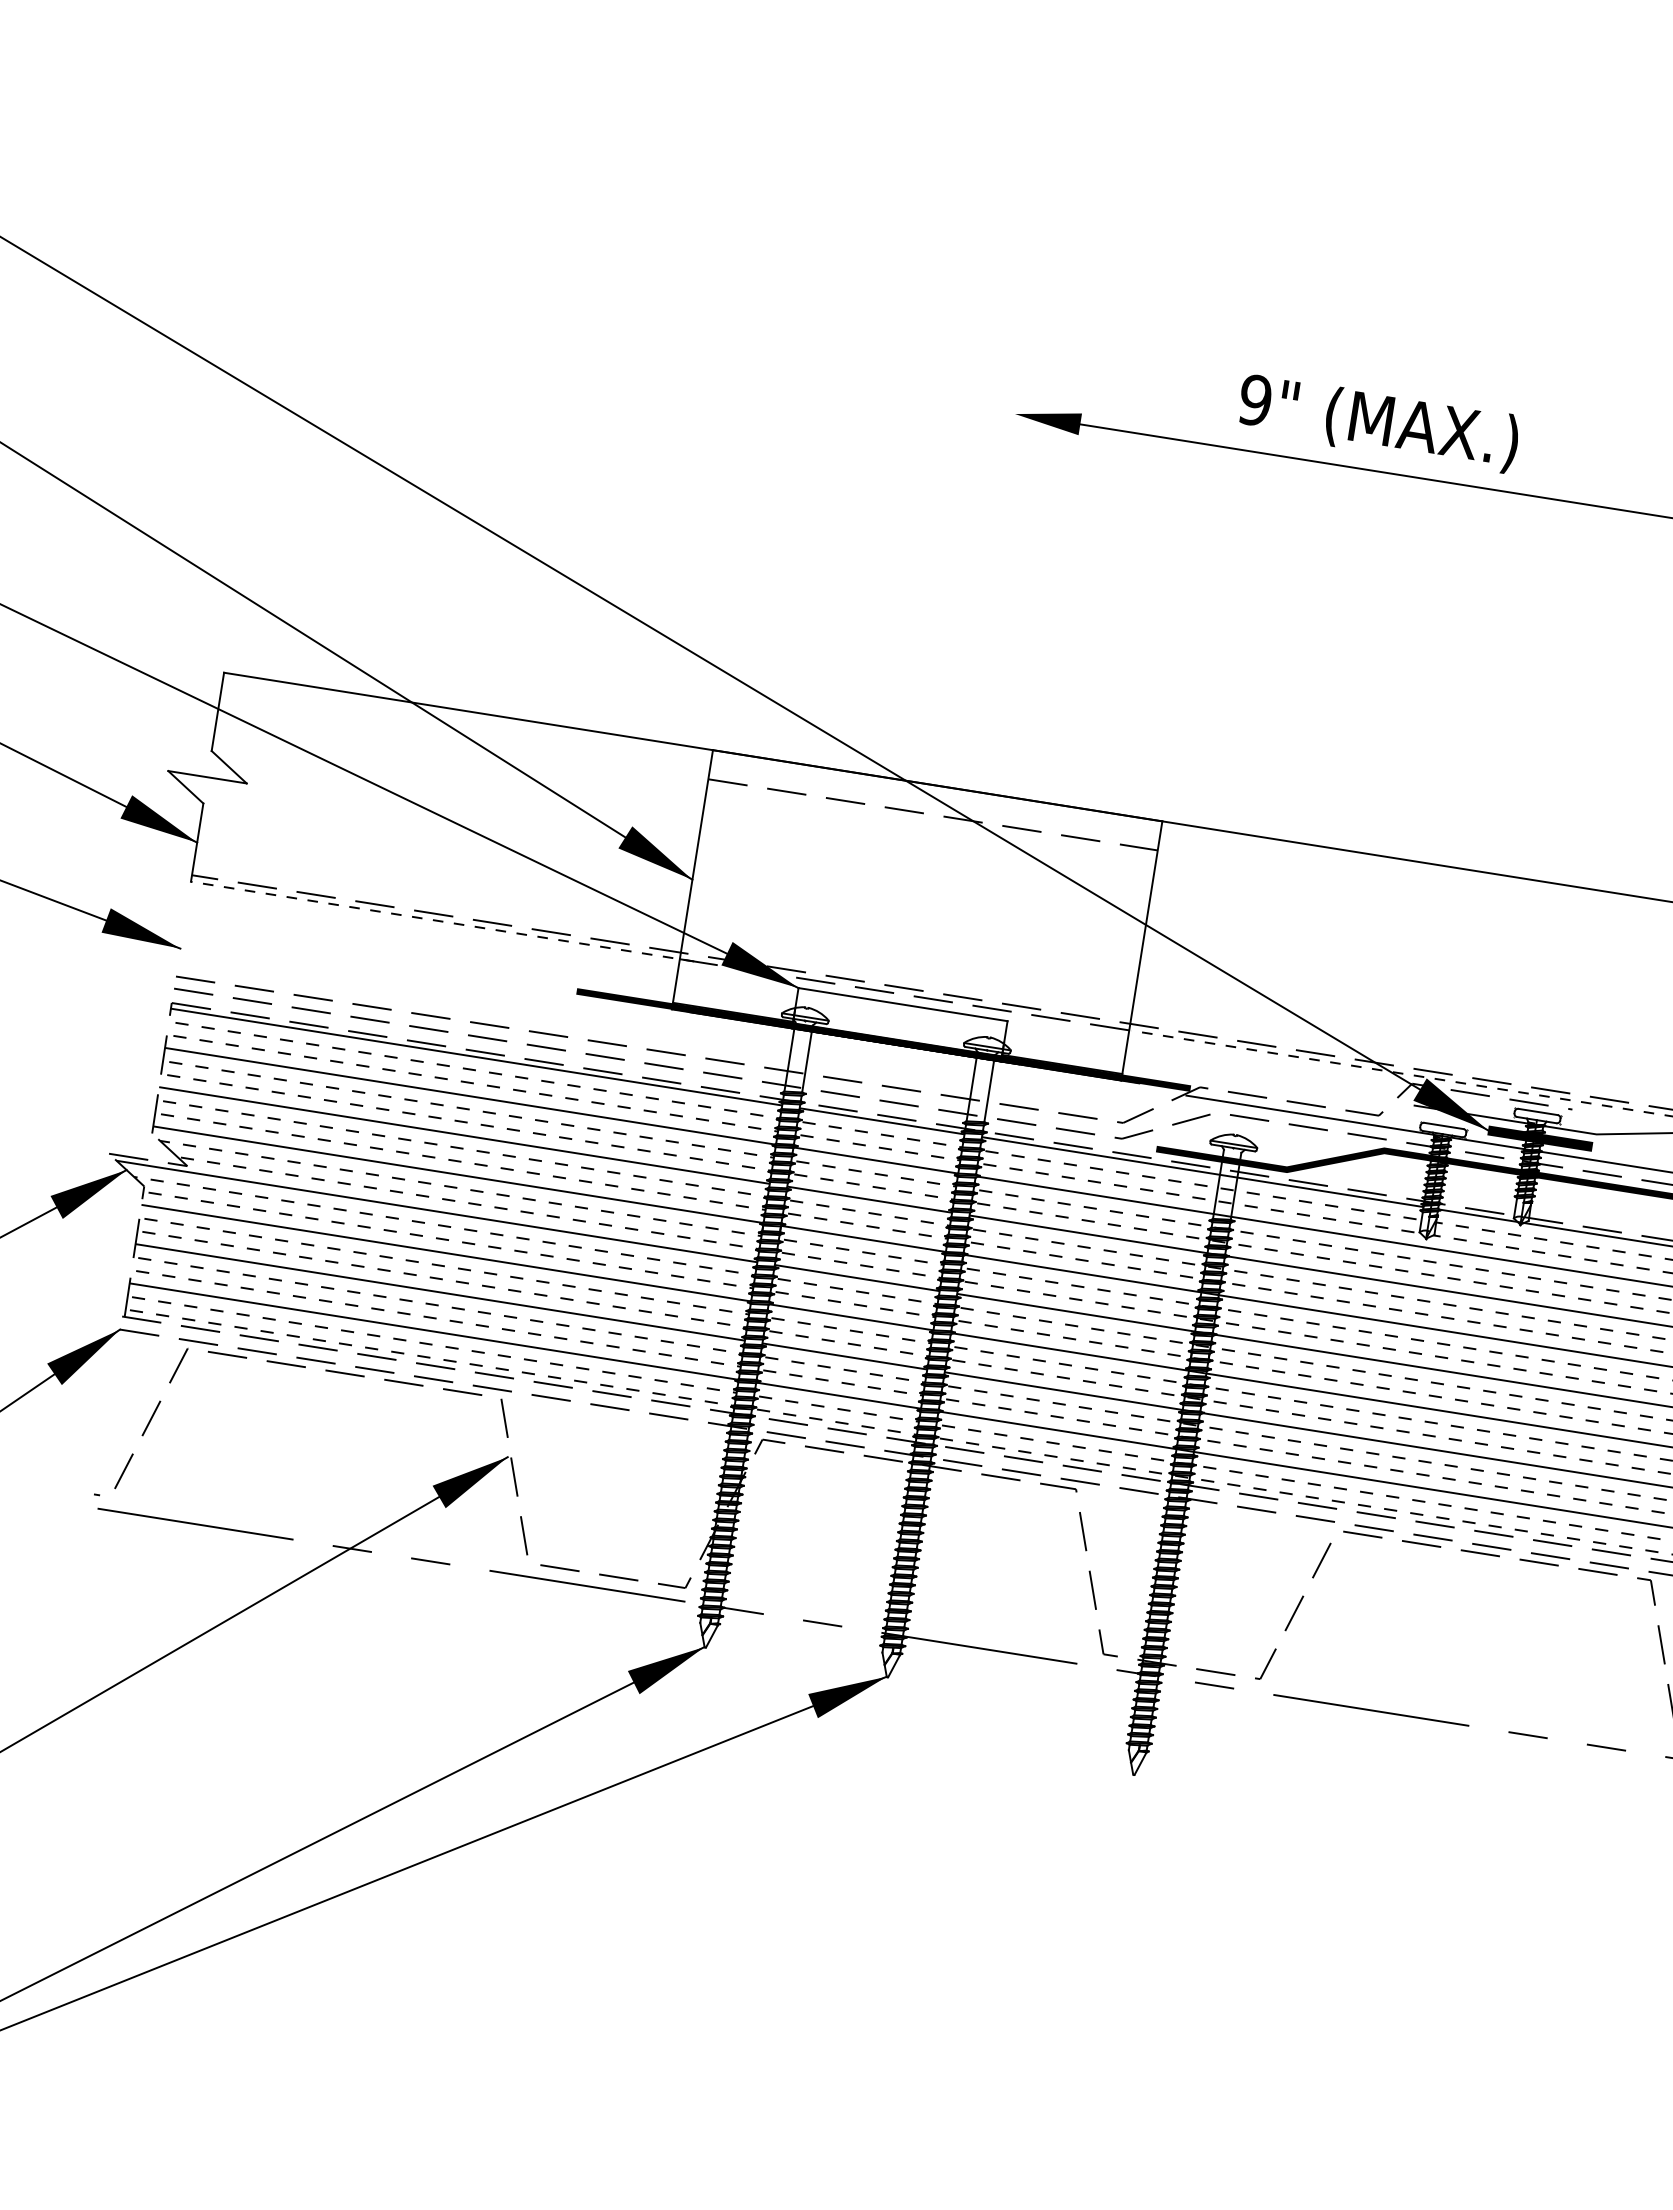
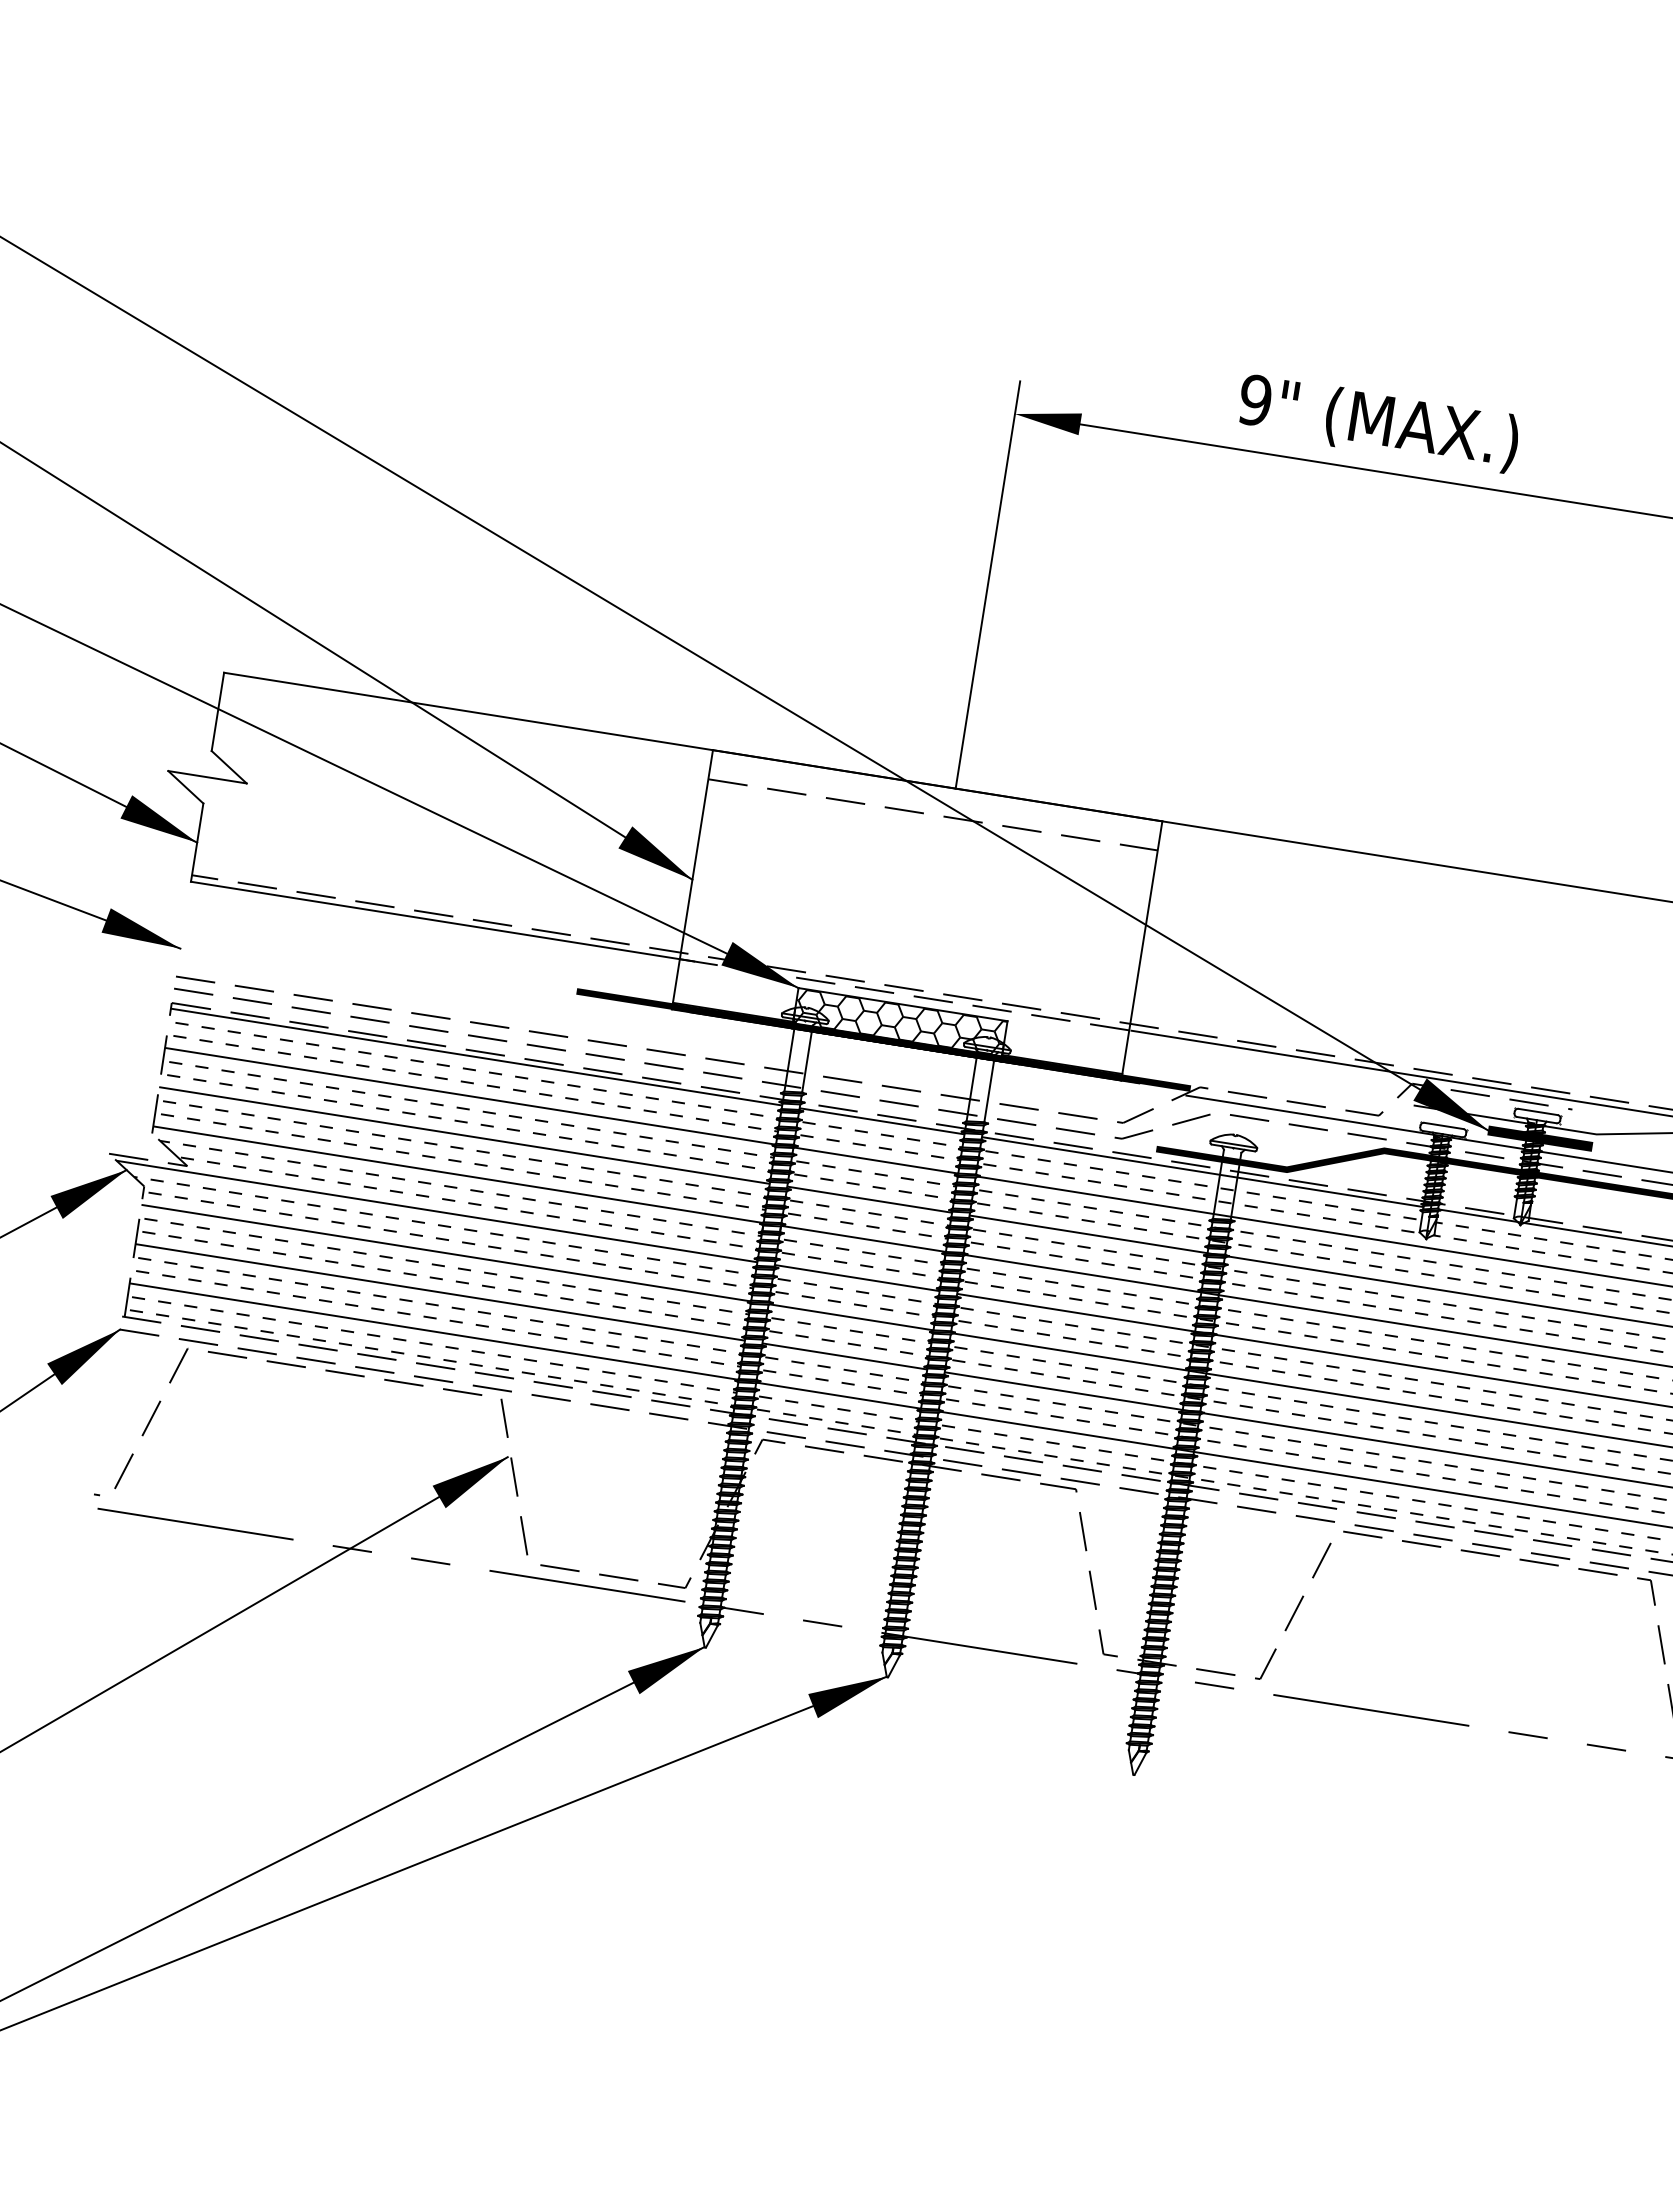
line: none -> present (987, 584)
line: dashed -> solid (442, 921)
hatch: none -> present (900, 1024)
line: dashed -> solid (1402, 1073)
